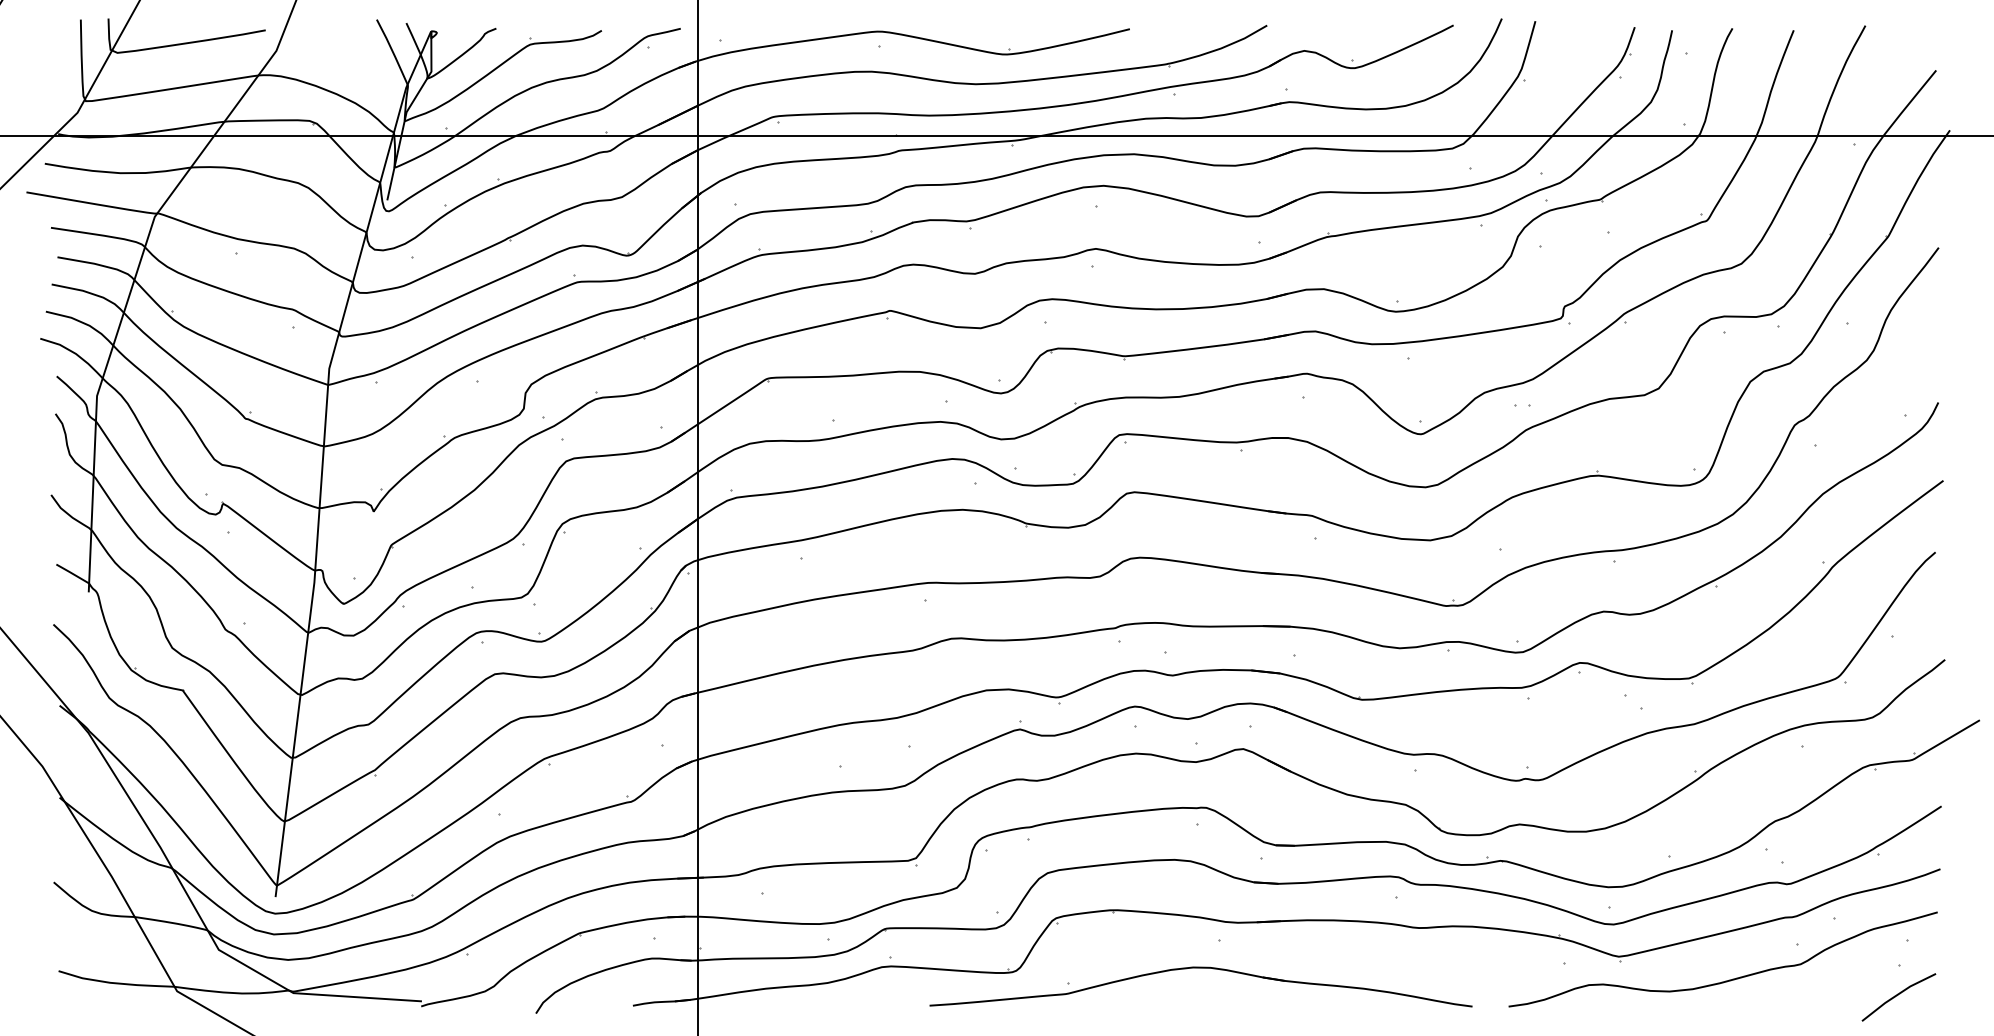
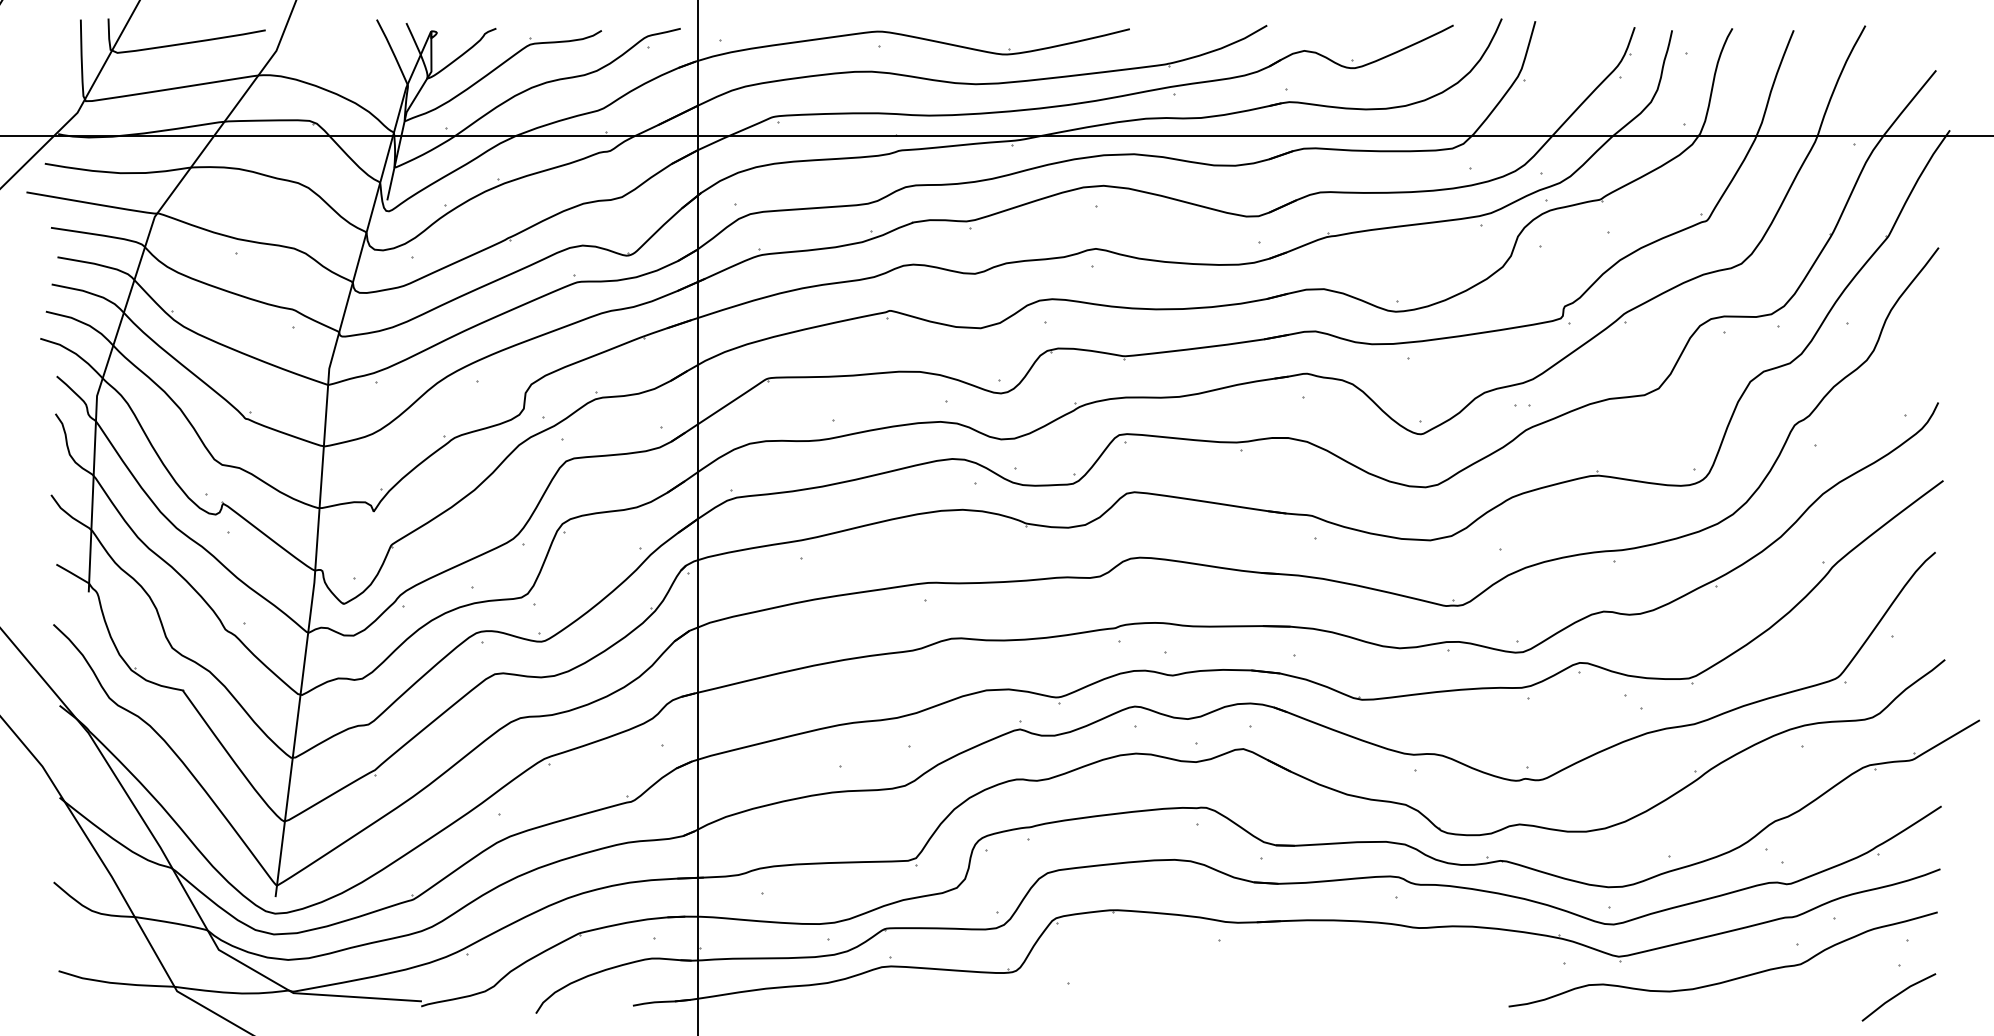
part: present -> none (1200, 968)
